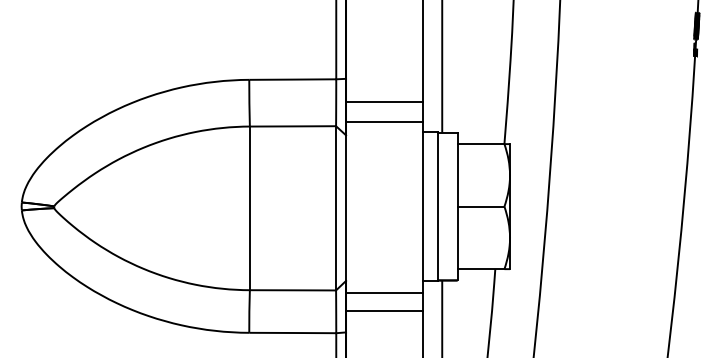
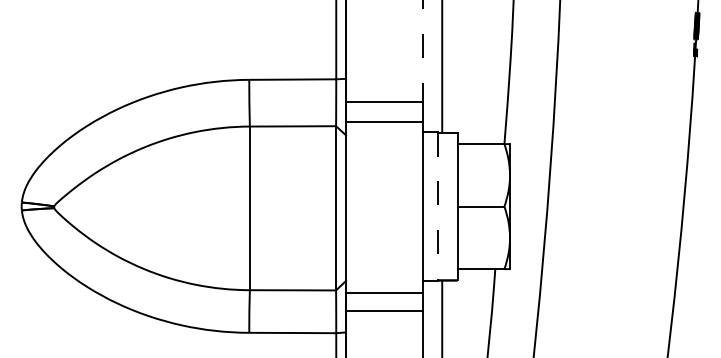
line: solid -> dashed (423, 51)
line: solid -> dashed (438, 206)
